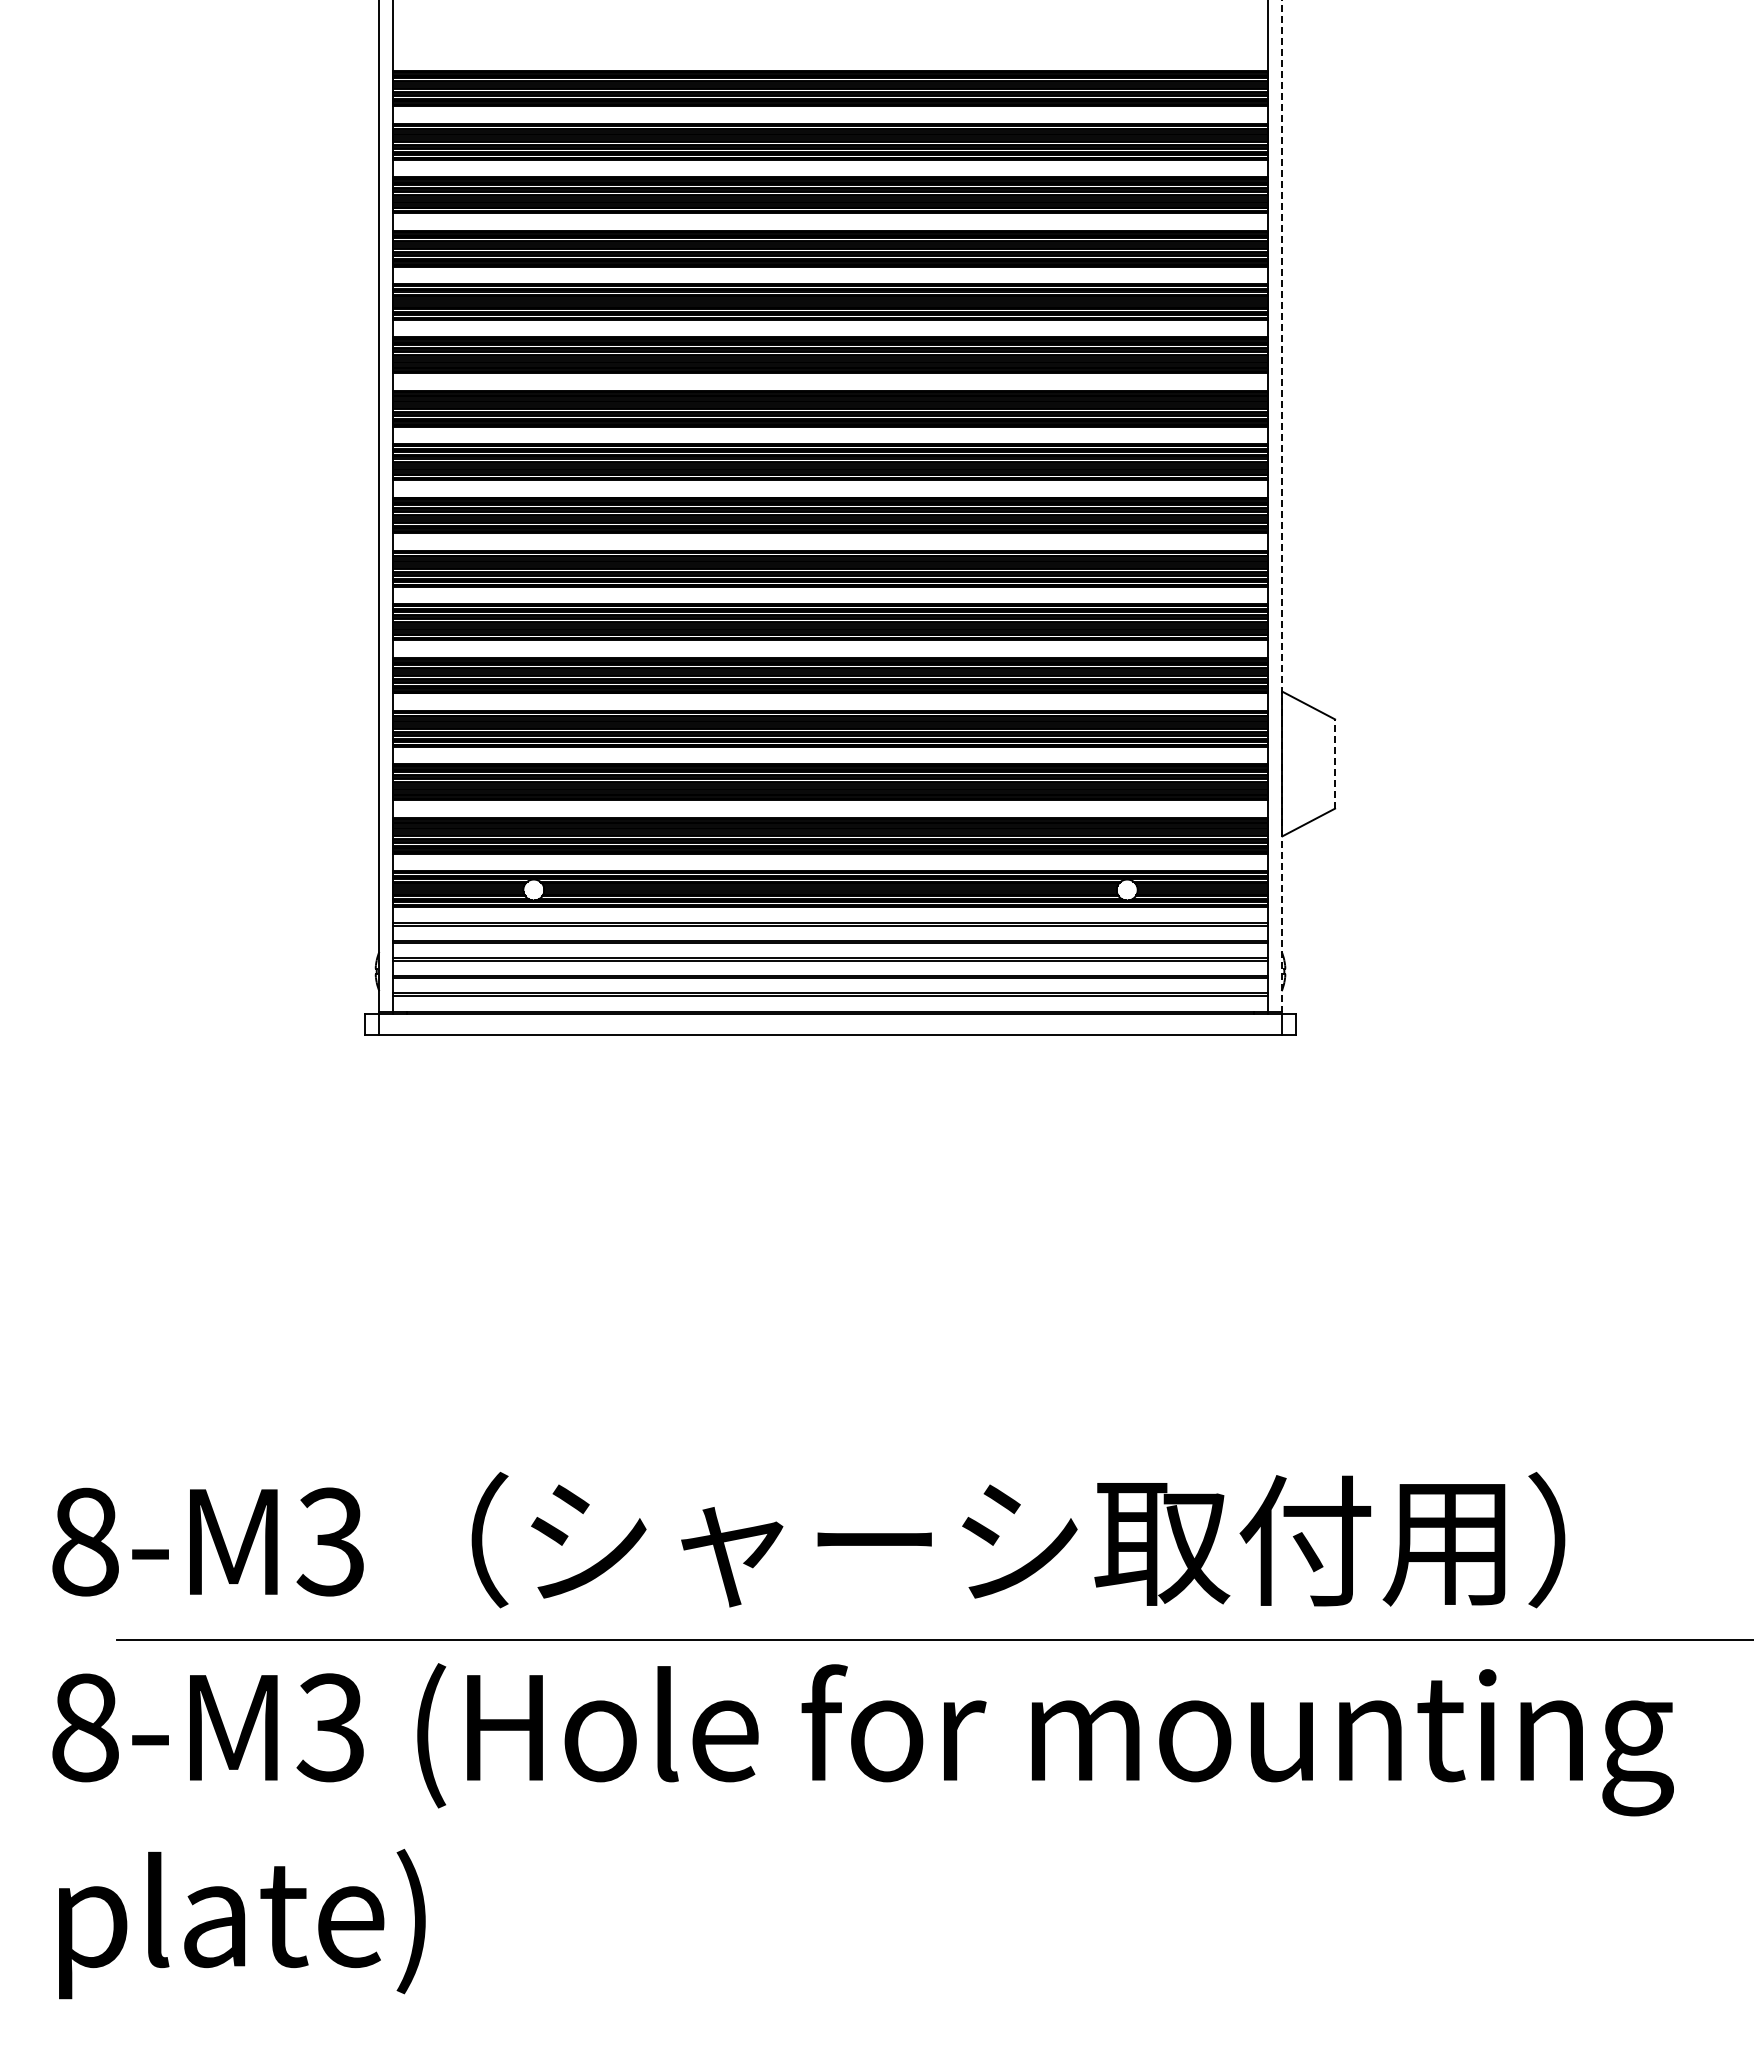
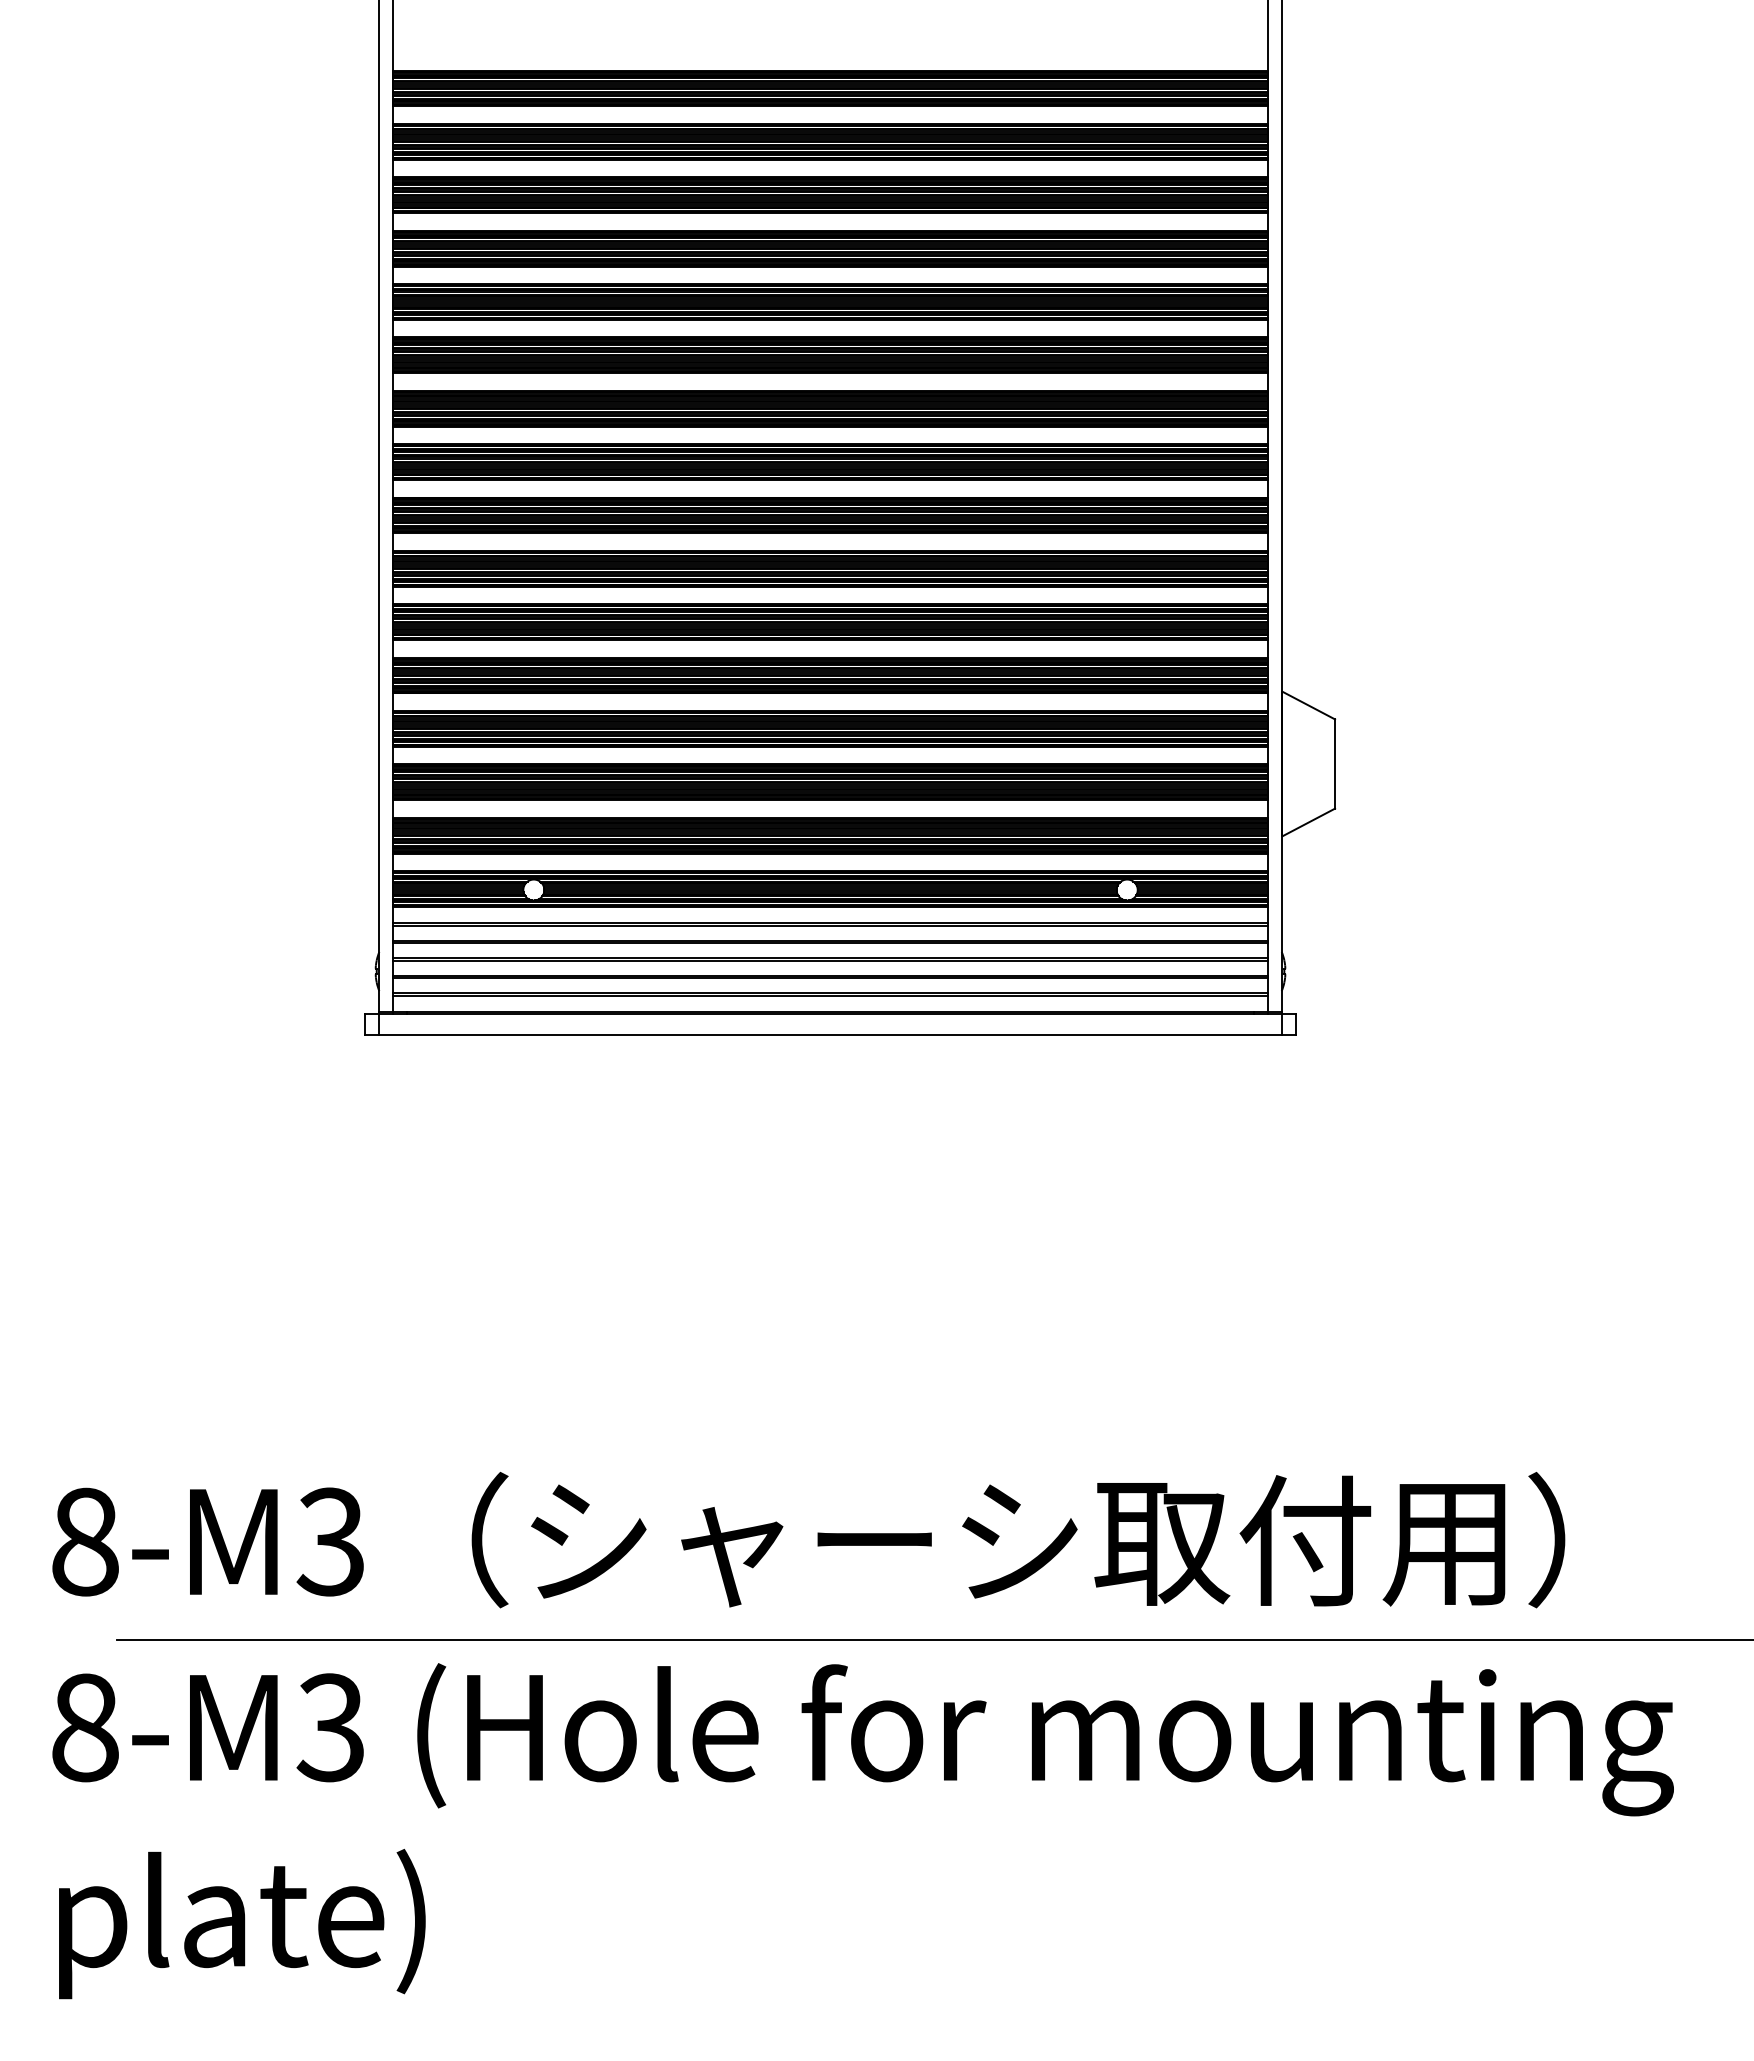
line: dashed -> solid (1281, 505)
line: dashed -> solid (1335, 764)
